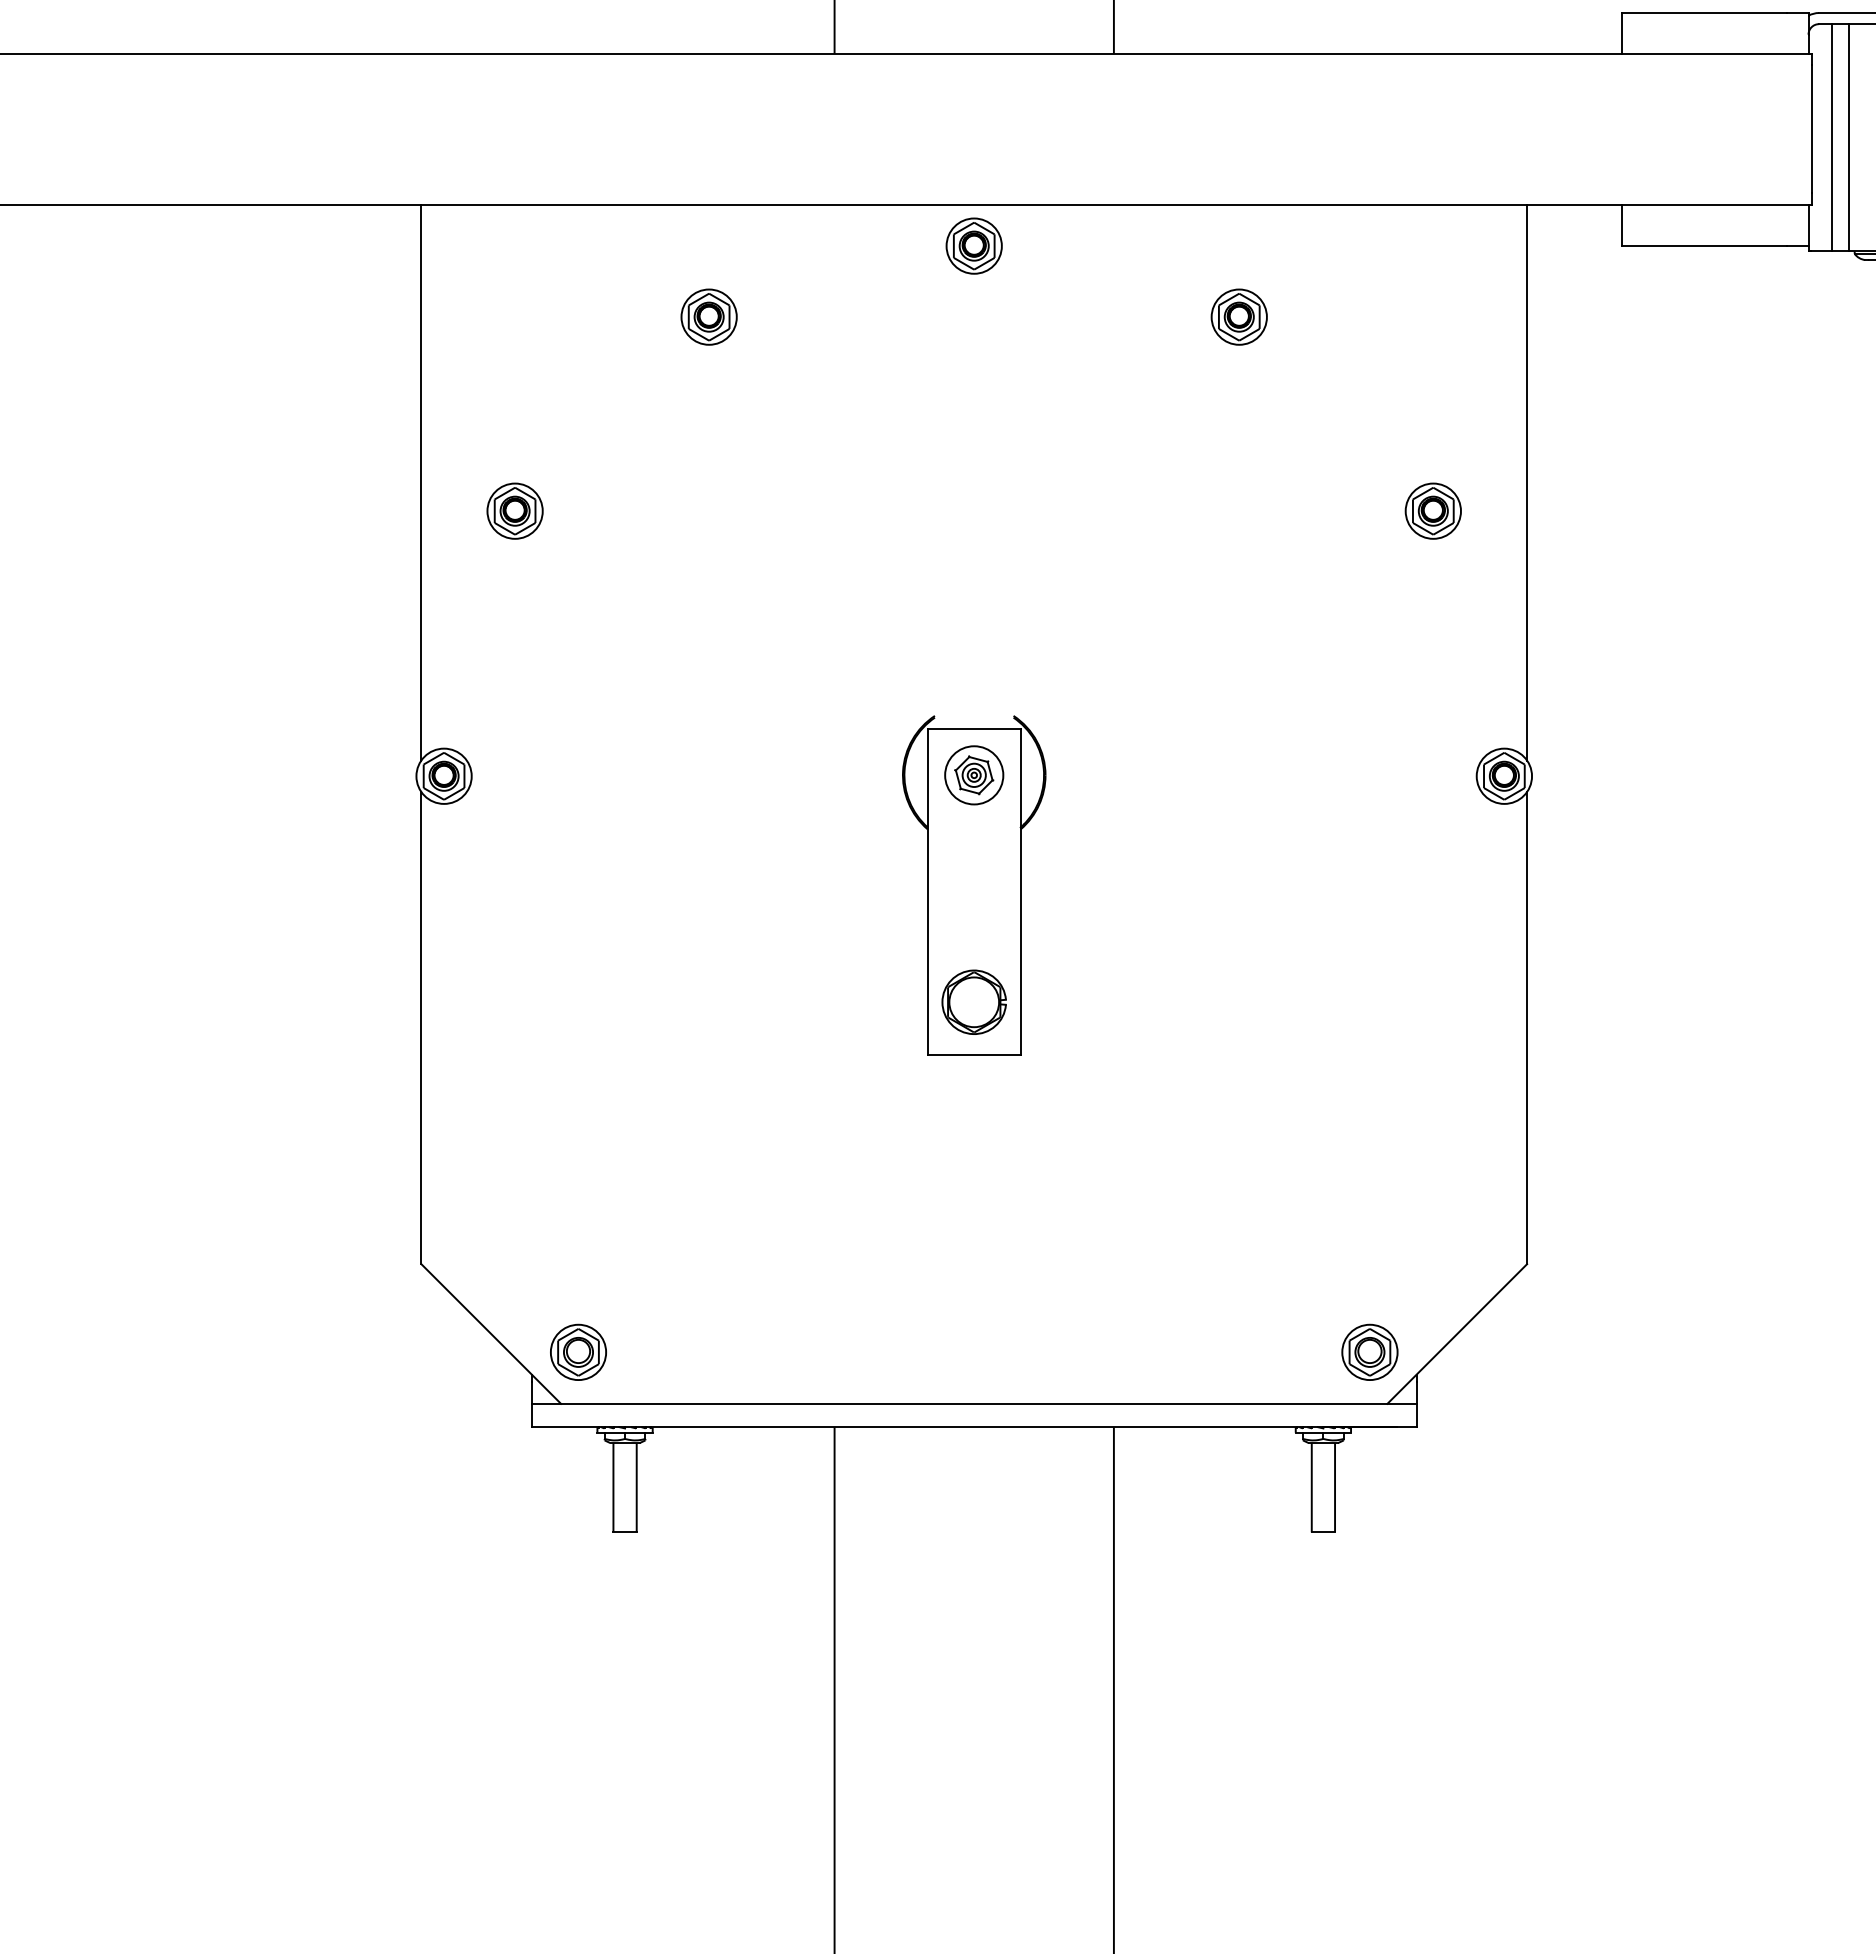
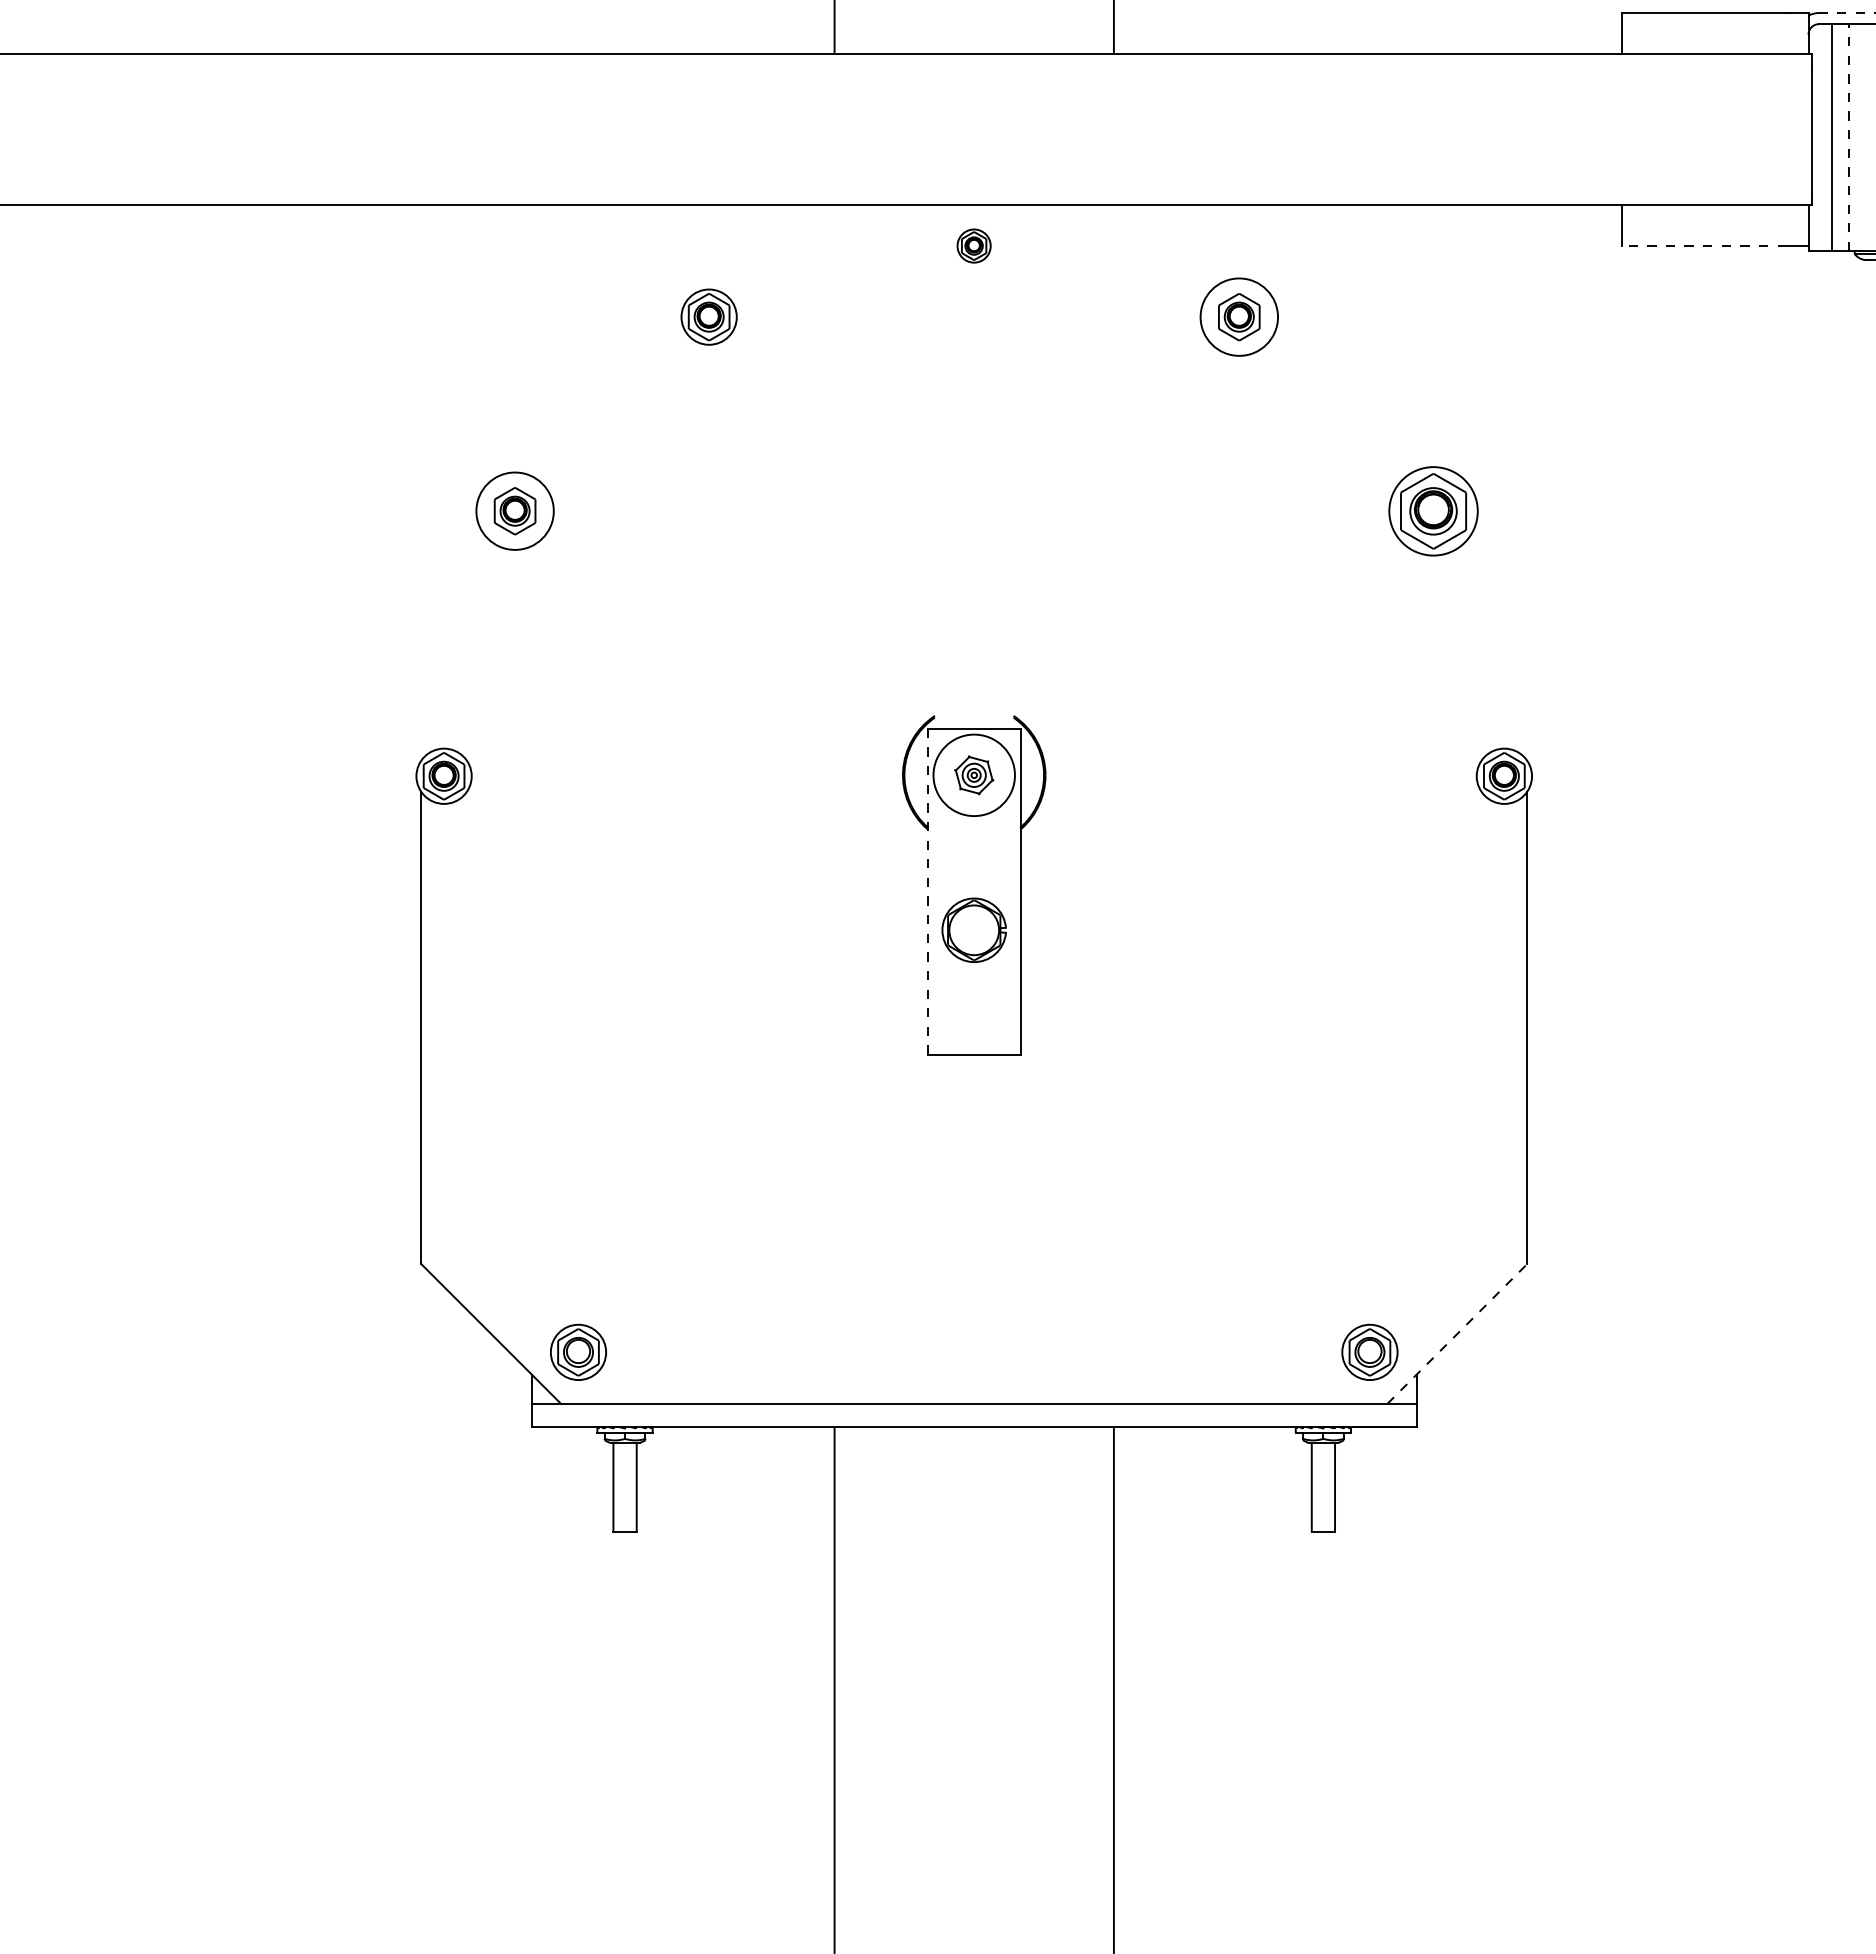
line: solid -> dashed (1846, 13)
line: solid -> dashed (1849, 137)
part size: 58x58 px -> 36x36 px (973, 245)
line: solid -> dashed (1704, 245)
circle diameter: 55 px -> 77 px (1239, 316)
line: present -> none (421, 482)
line: present -> none (1527, 482)
circle diameter: 55 px -> 77 px (514, 510)
part size: 58x58 px -> 91x91 px (1433, 511)
circle diameter: 58 px -> 81 px (973, 775)
line: solid -> dashed (927, 891)
part position: (973, 1001) -> (973, 929) (973, 929)
line: solid -> dashed (1457, 1334)
